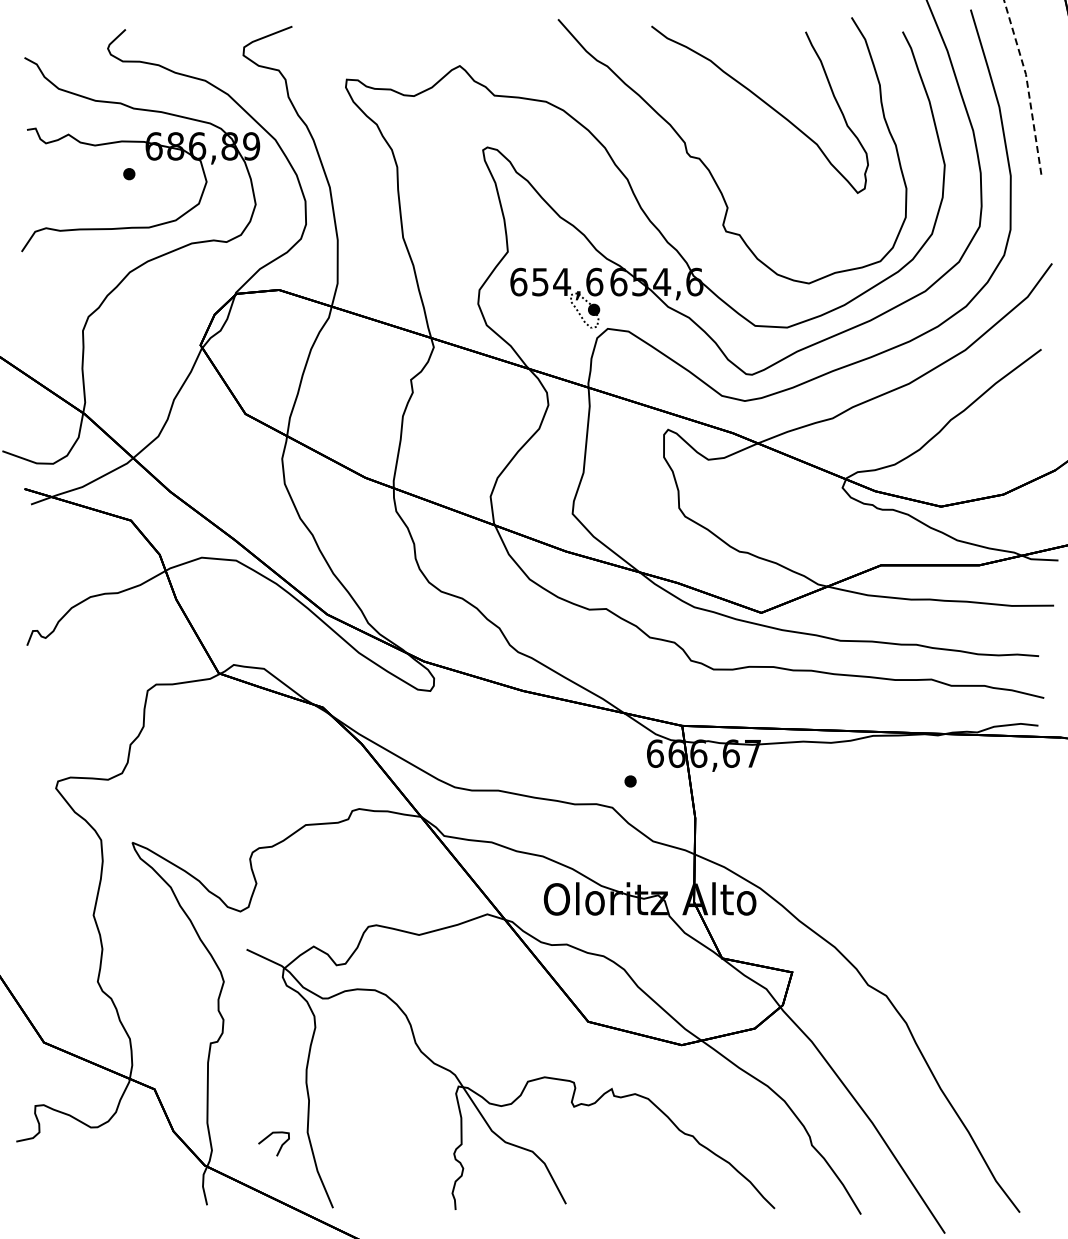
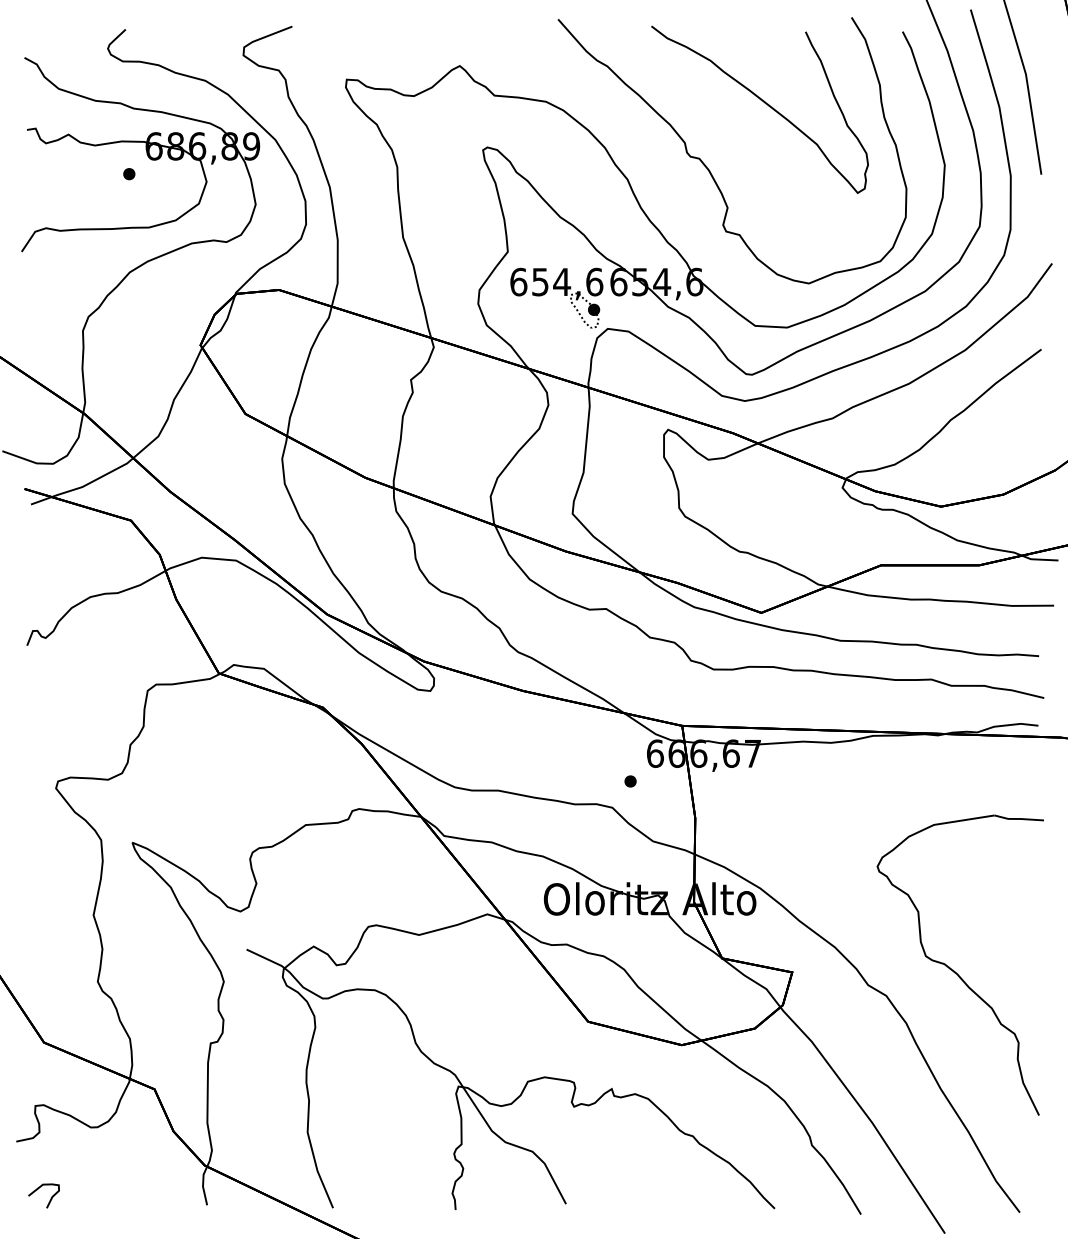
line: dashed -> solid (1027, 86)
part: none -> present (954, 970)
curve position: (280, 1146) -> (50, 1198) (50, 1198)
